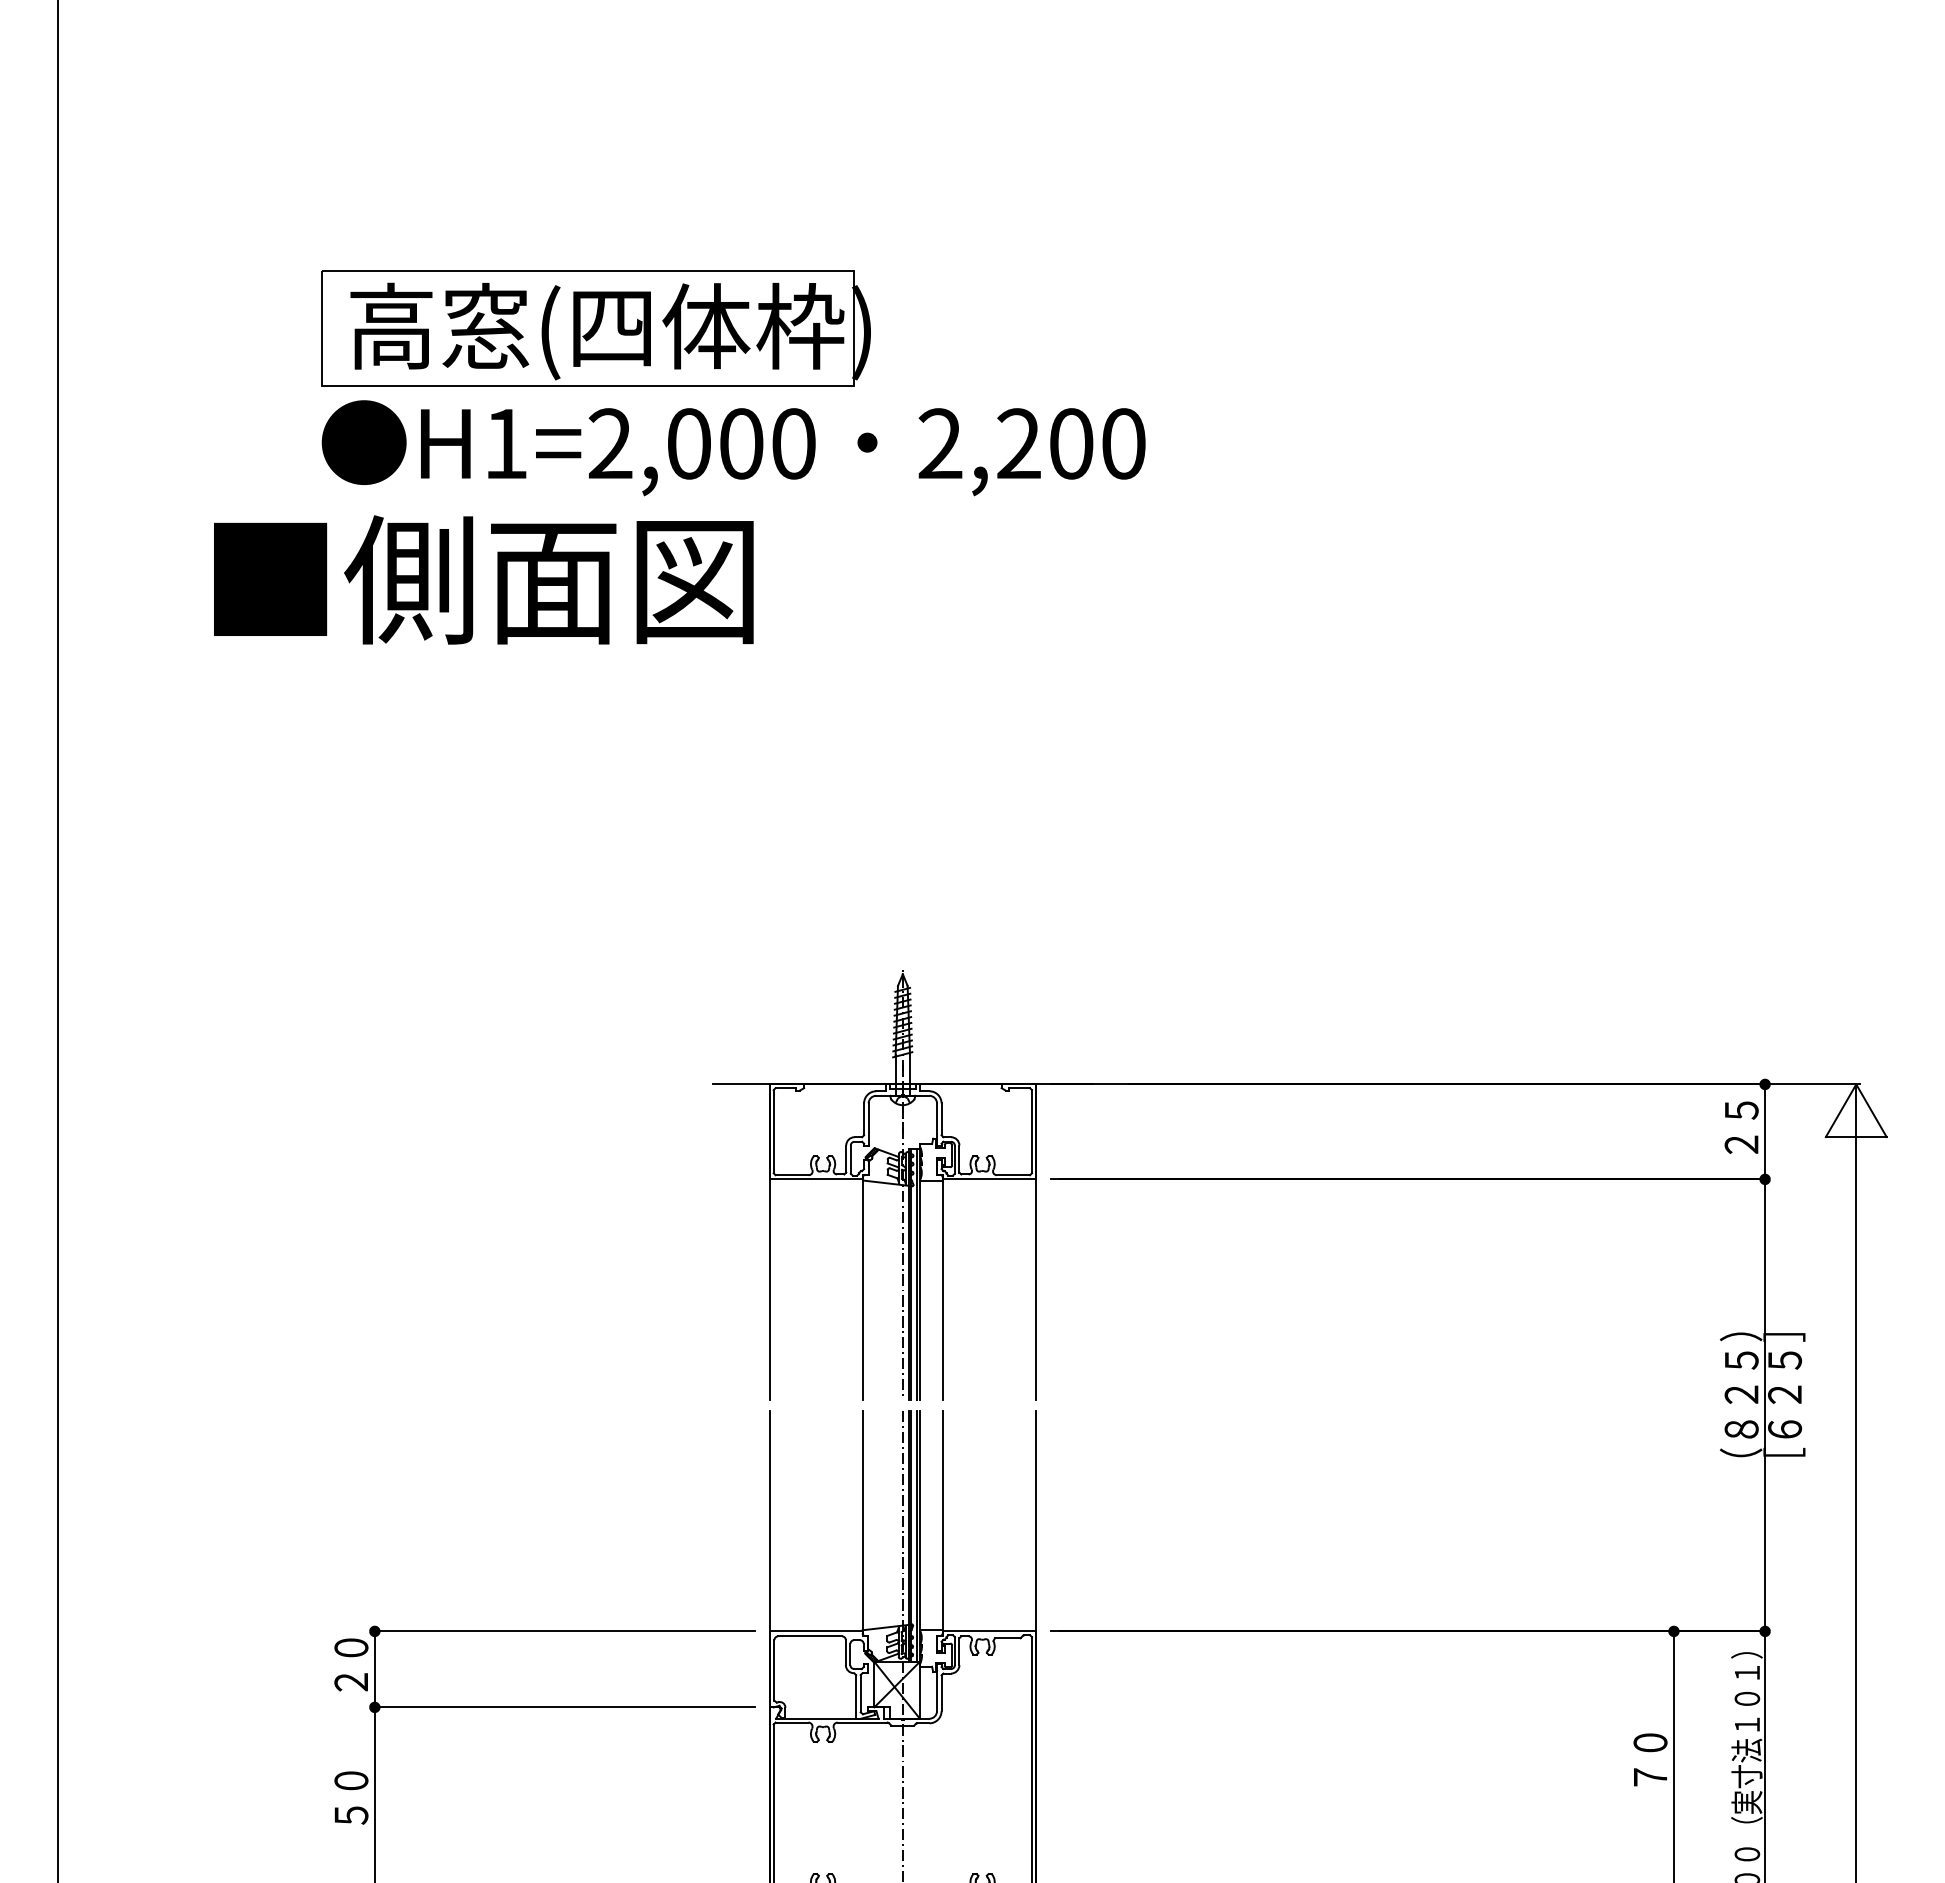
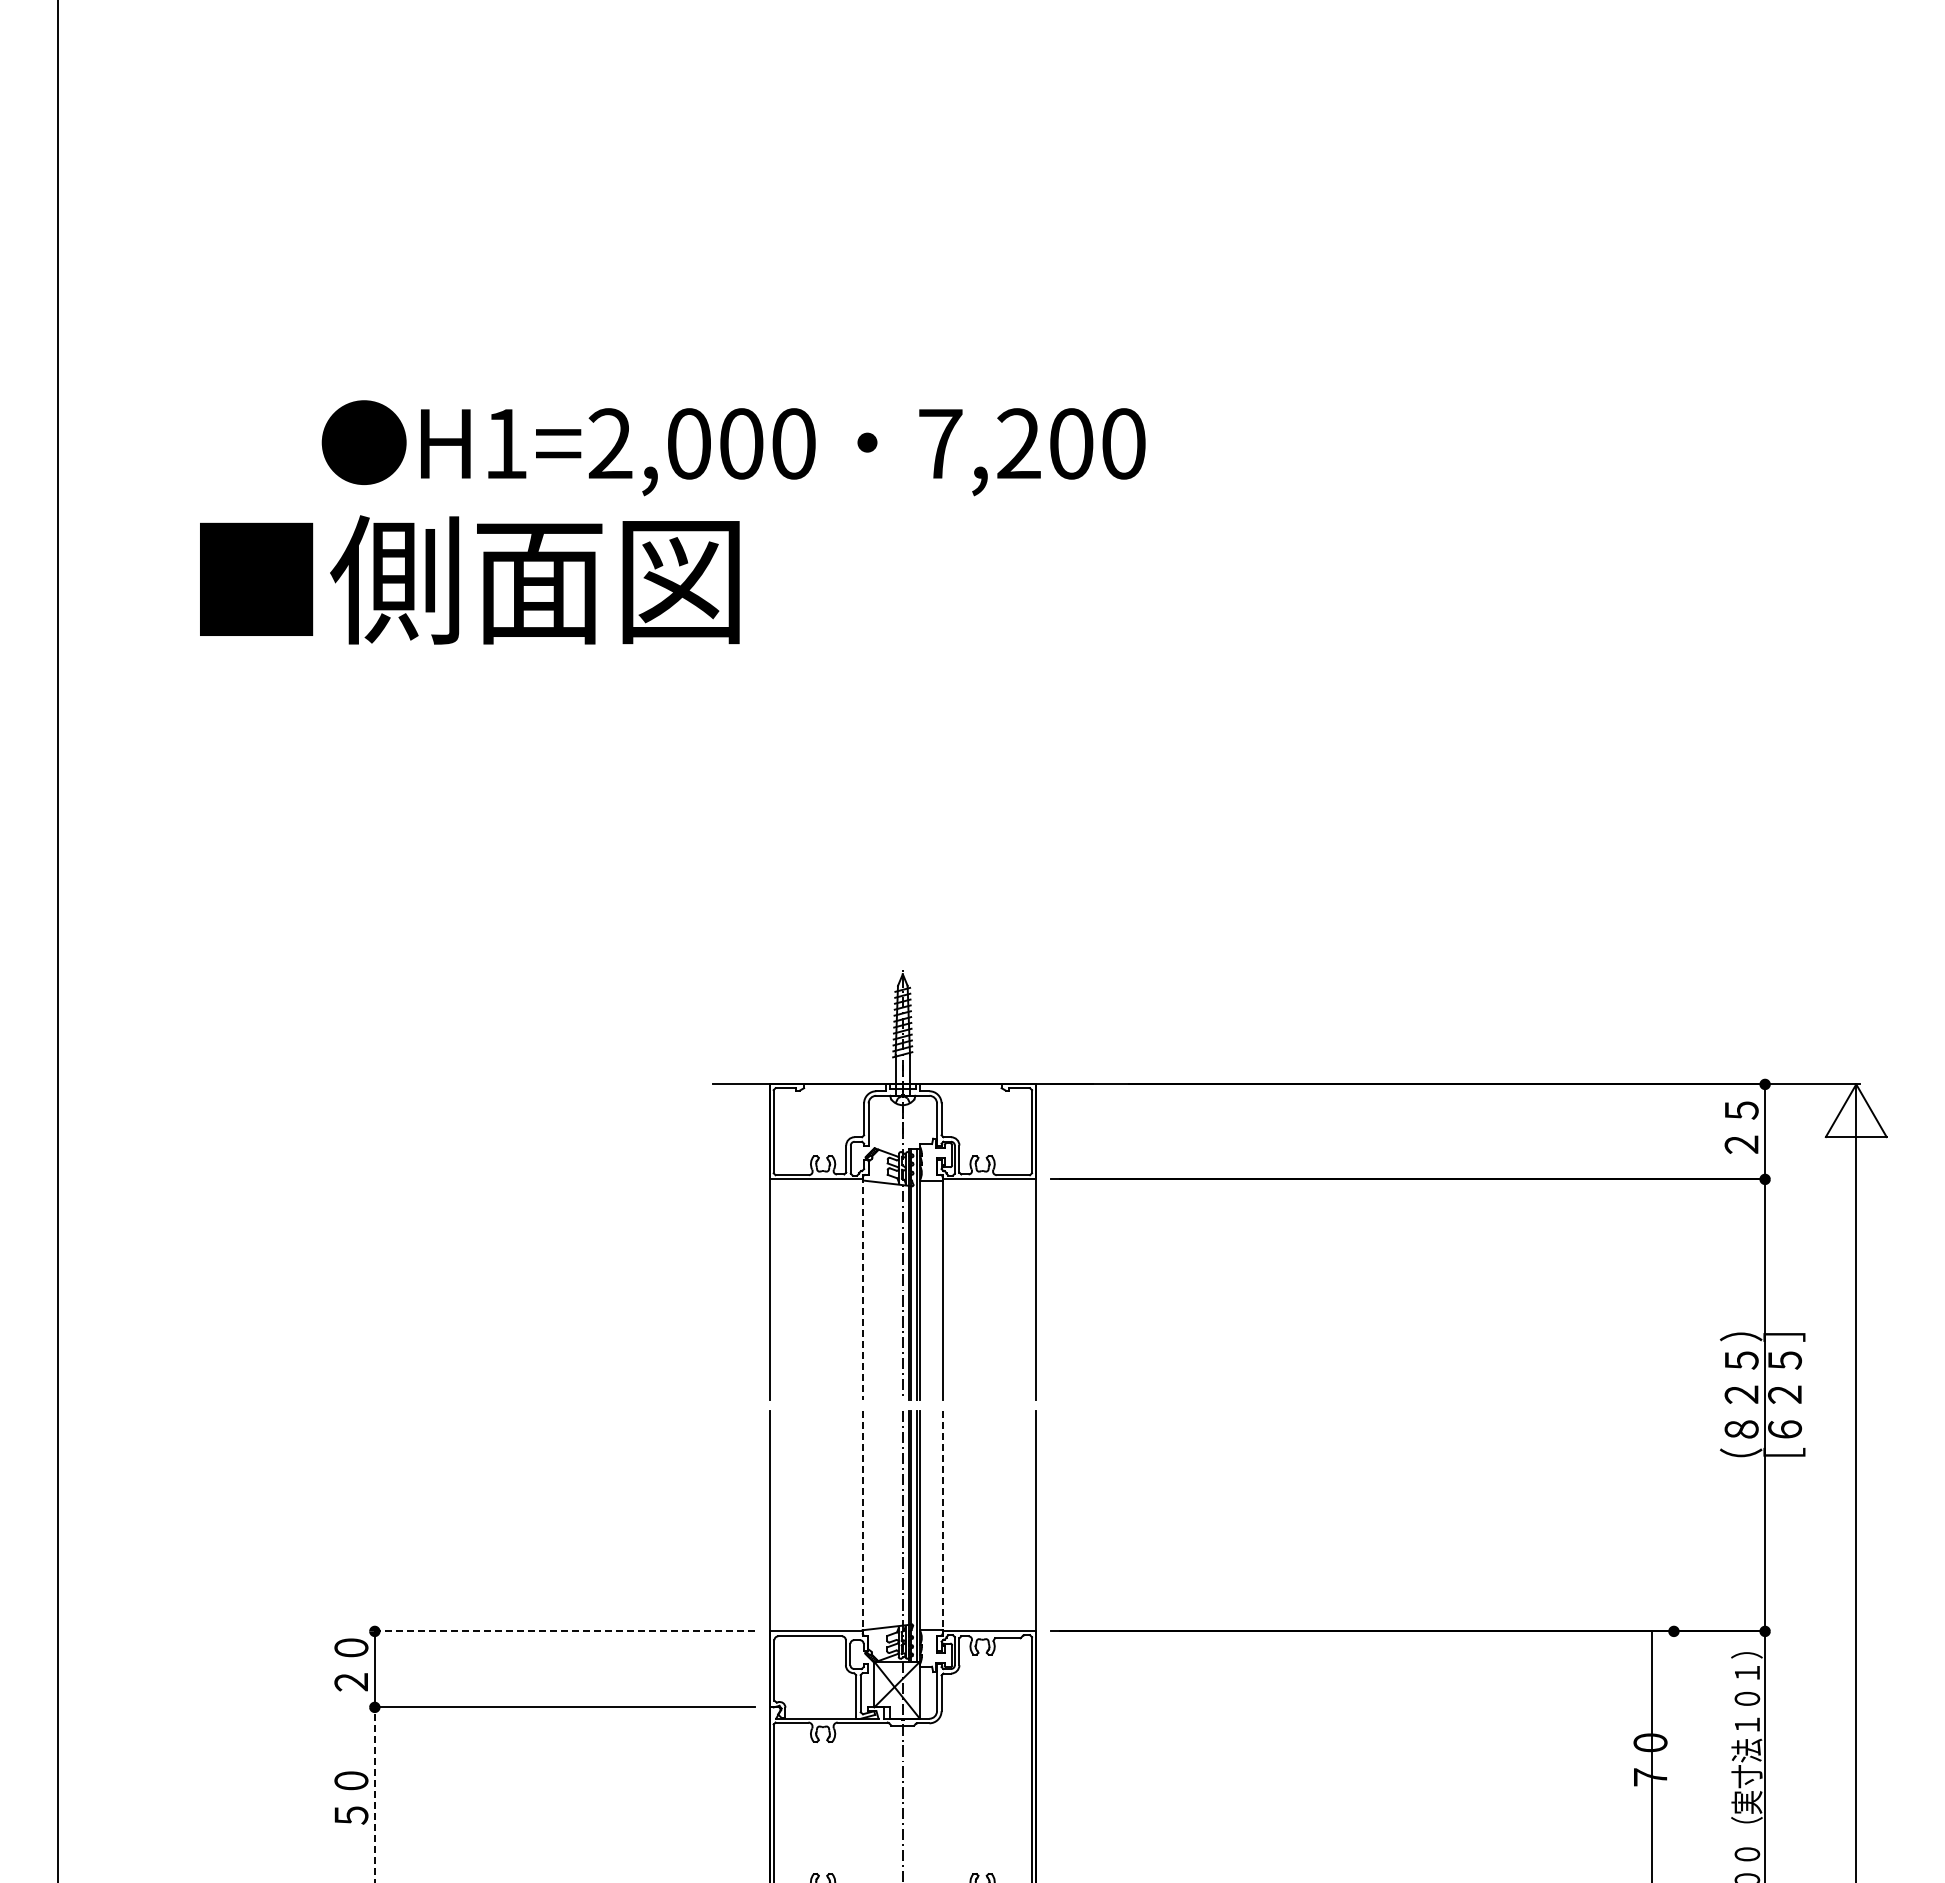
part: present -> none (595, 328)
text: 2,200 -> 7,200 (940, 443)
text position: (483, 579) -> (469, 579) (469, 579)
line: solid -> dashed (862, 1287)
line: solid -> dashed (862, 1520)
line: solid -> dashed (942, 1522)
line: solid -> dashed (562, 1631)
line position: (1673, 1755) -> (1651, 1755) (1651, 1755)
line: solid -> dashed (374, 1794)
